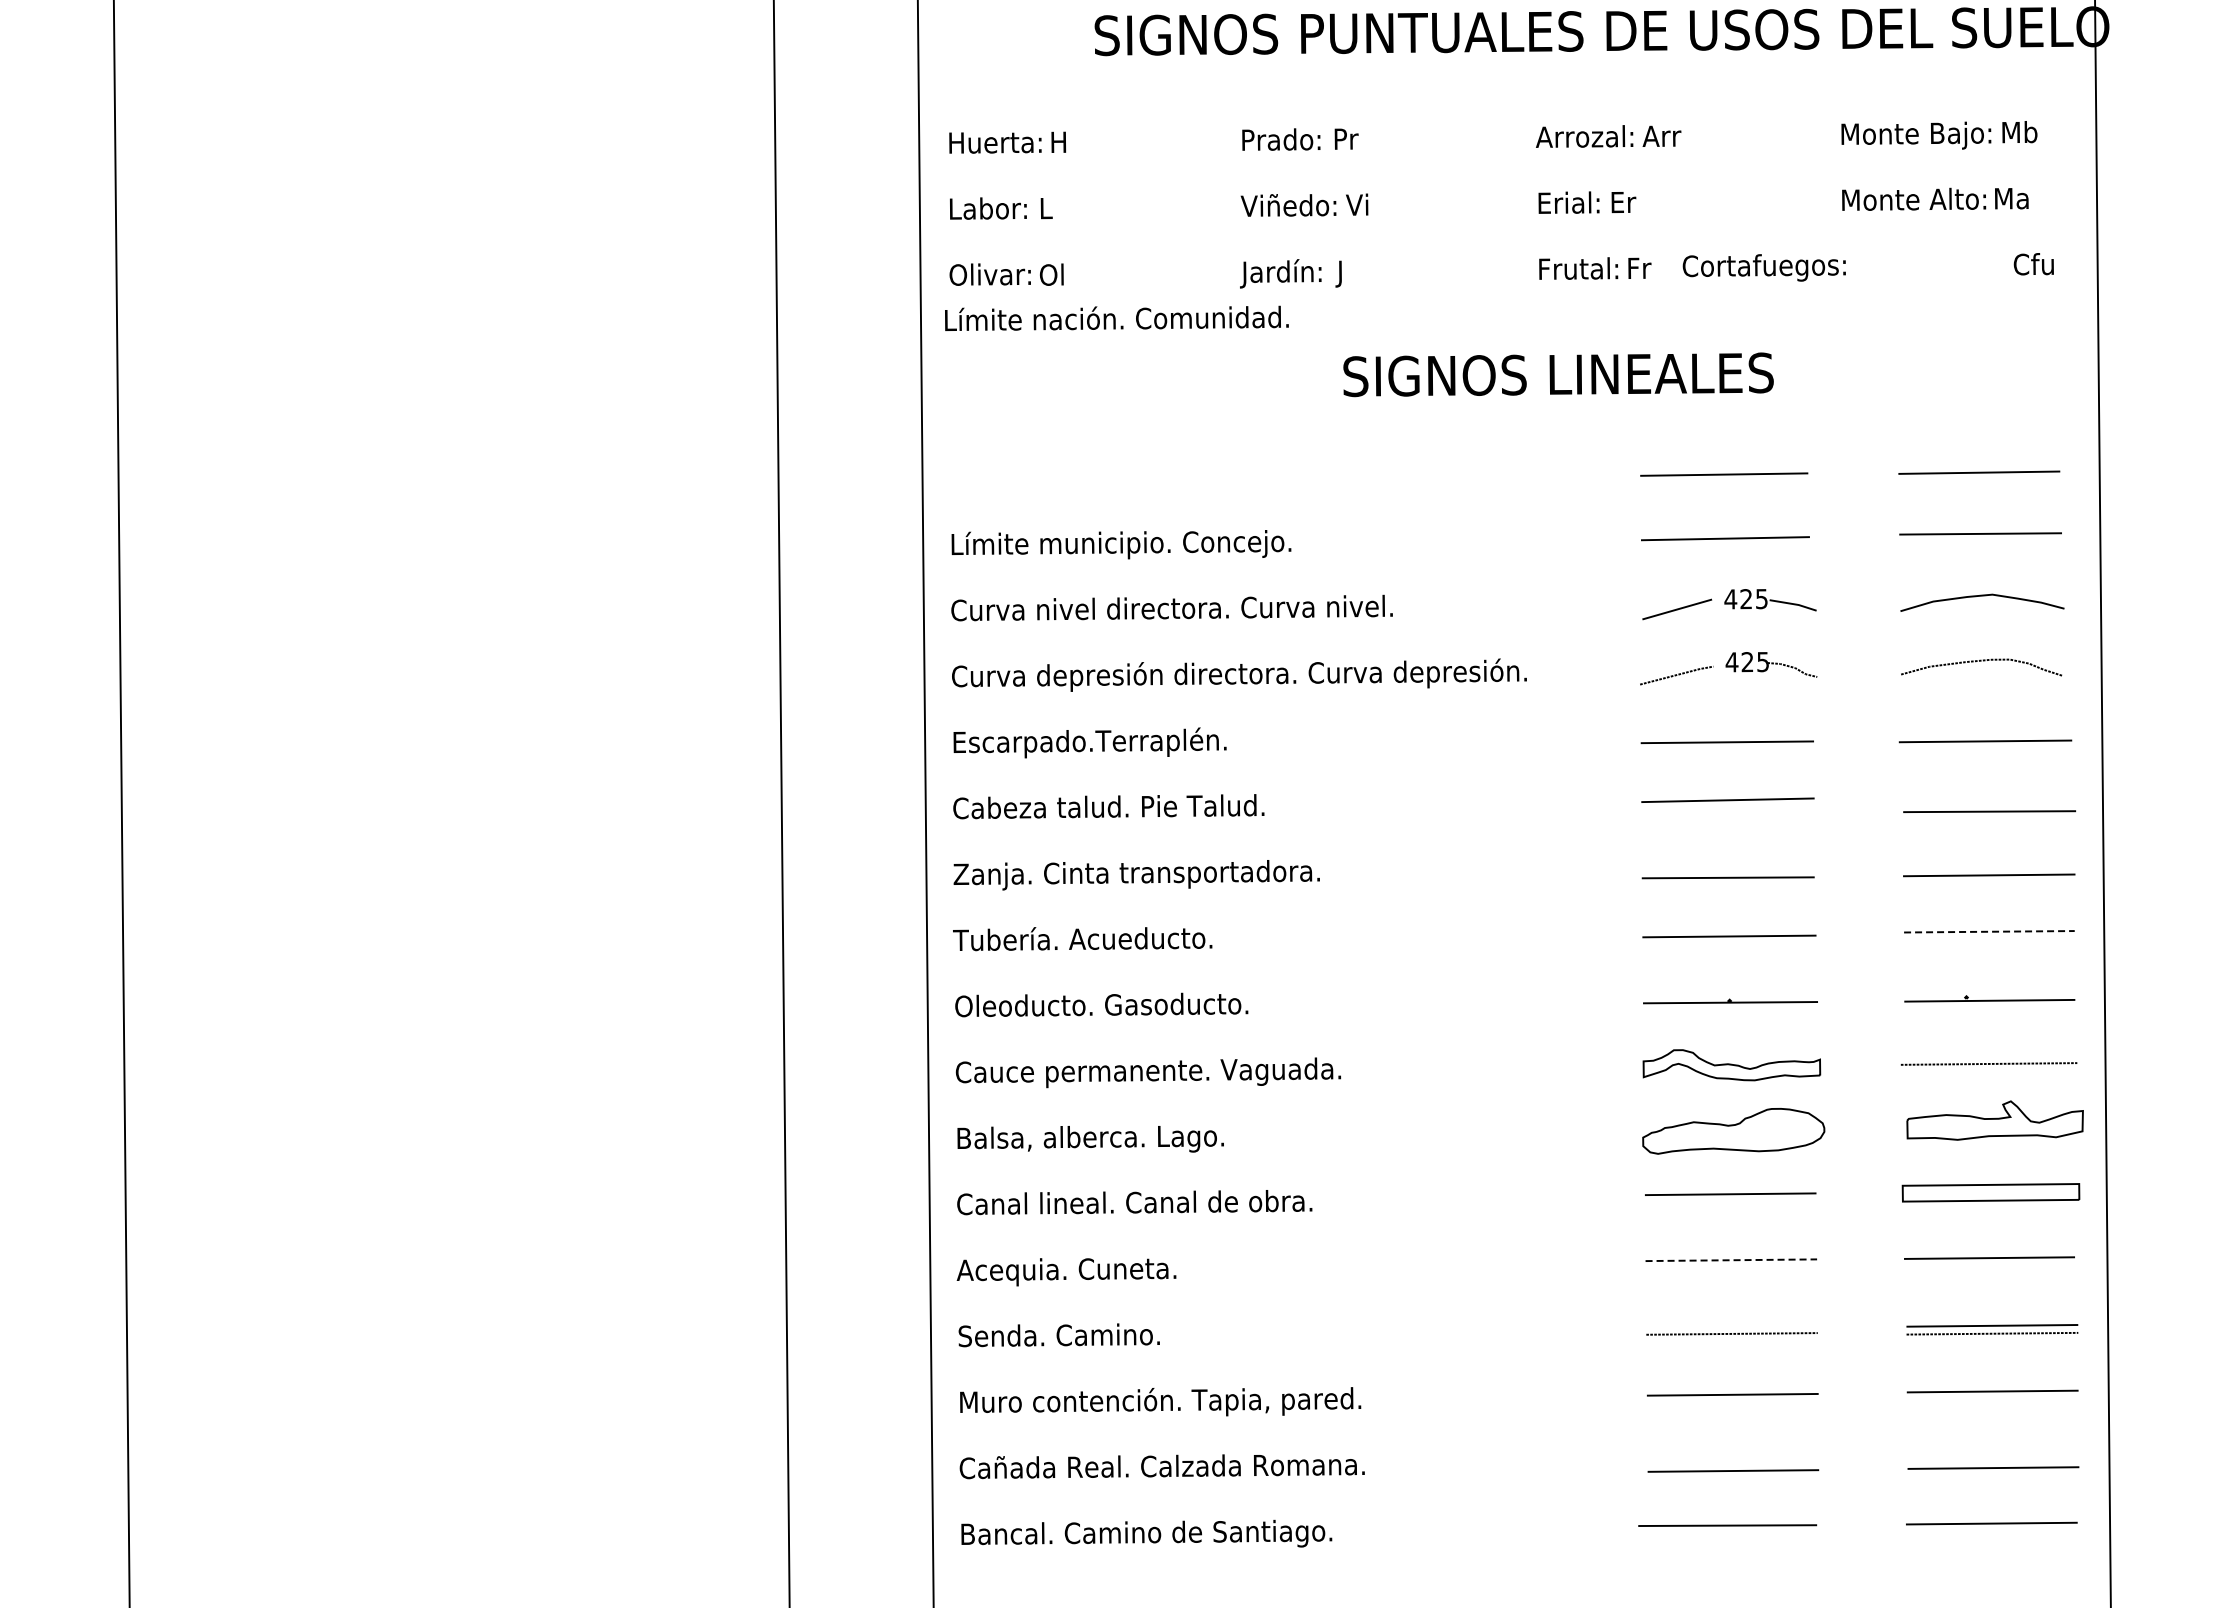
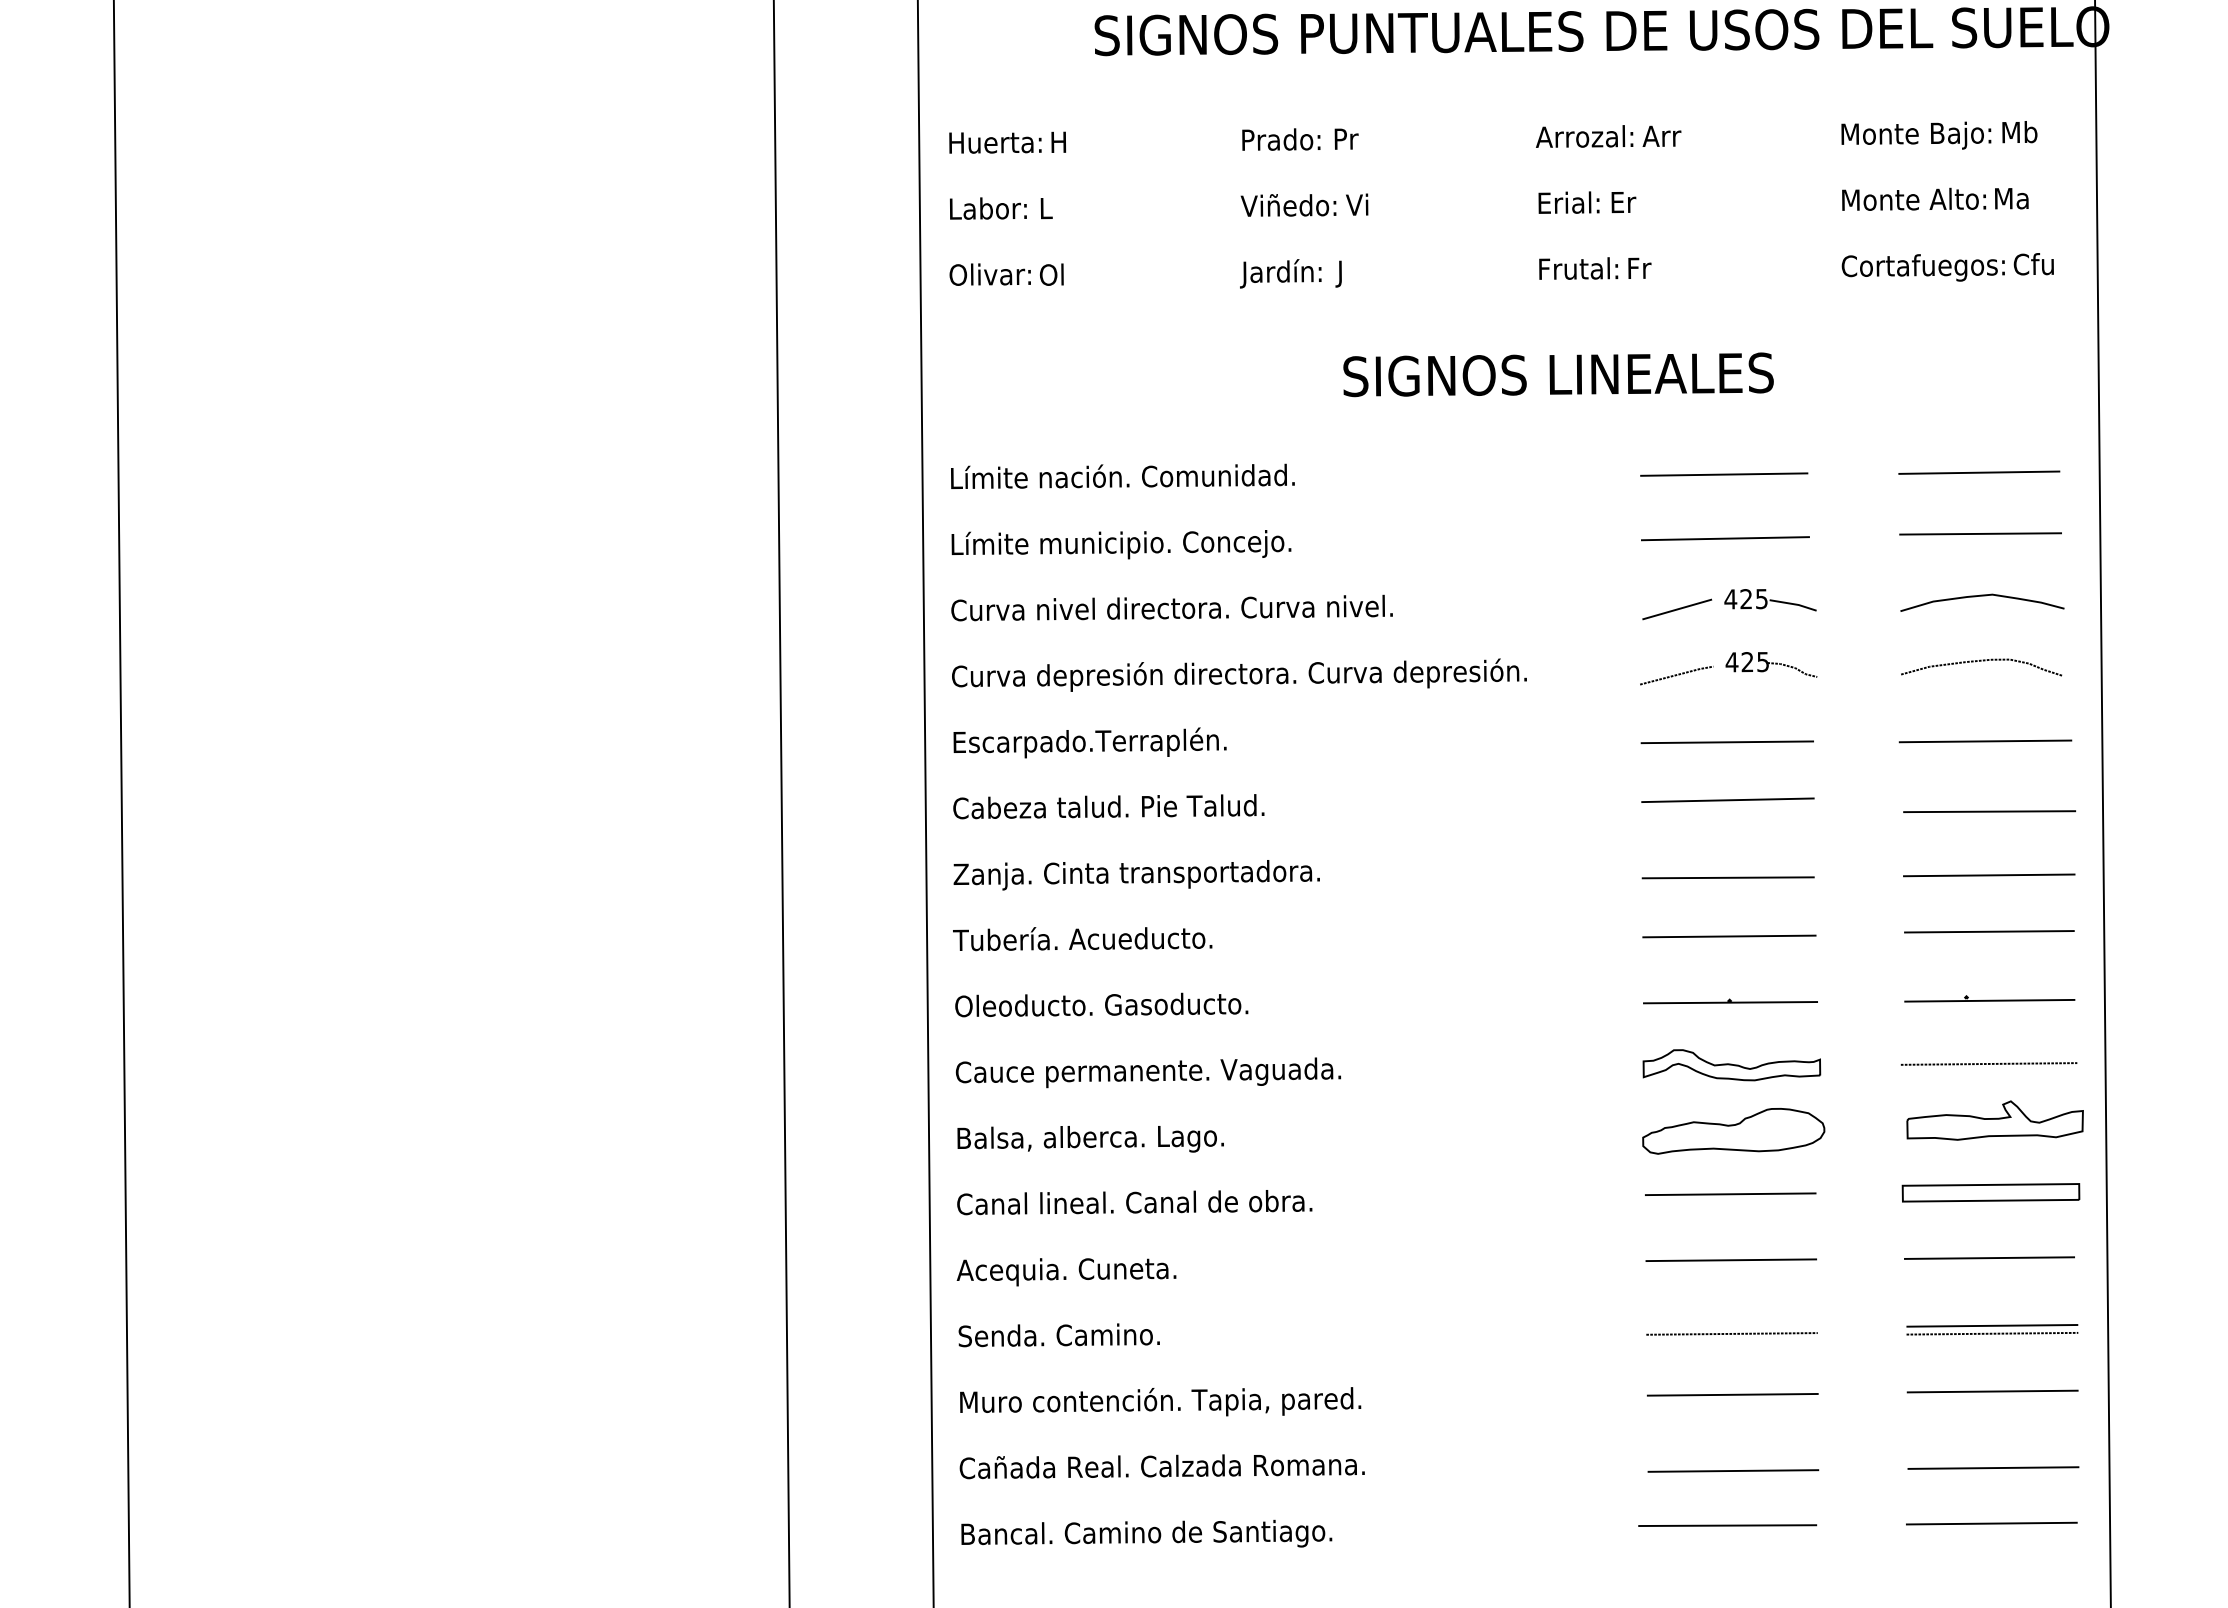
text position: (1763, 267) -> (1922, 267) (1922, 267)
text position: (1116, 317) -> (1122, 475) (1122, 475)
line: dashed -> solid (1989, 931)
line: dashed -> solid (1731, 1260)
